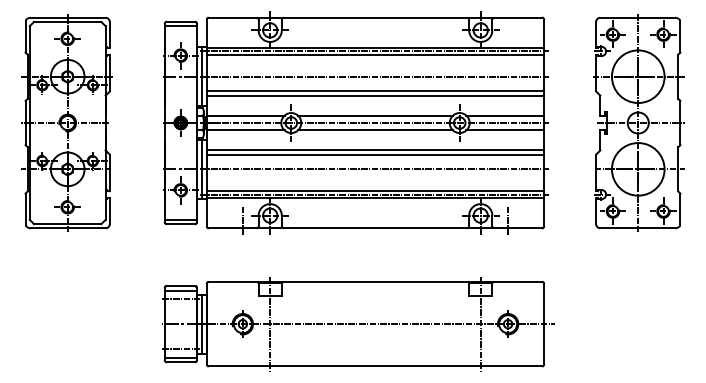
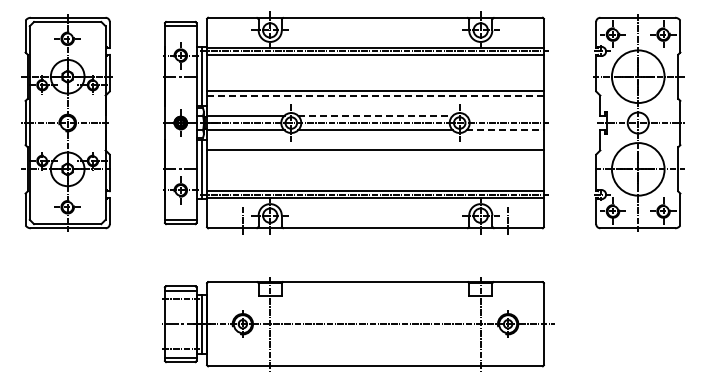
line: present -> none (374, 76)
line: solid -> dashed (375, 95)
line: solid -> dashed (376, 115)
line: present -> none (504, 115)
line: solid -> dashed (505, 130)
line: present -> none (375, 154)
line: present -> none (374, 169)
